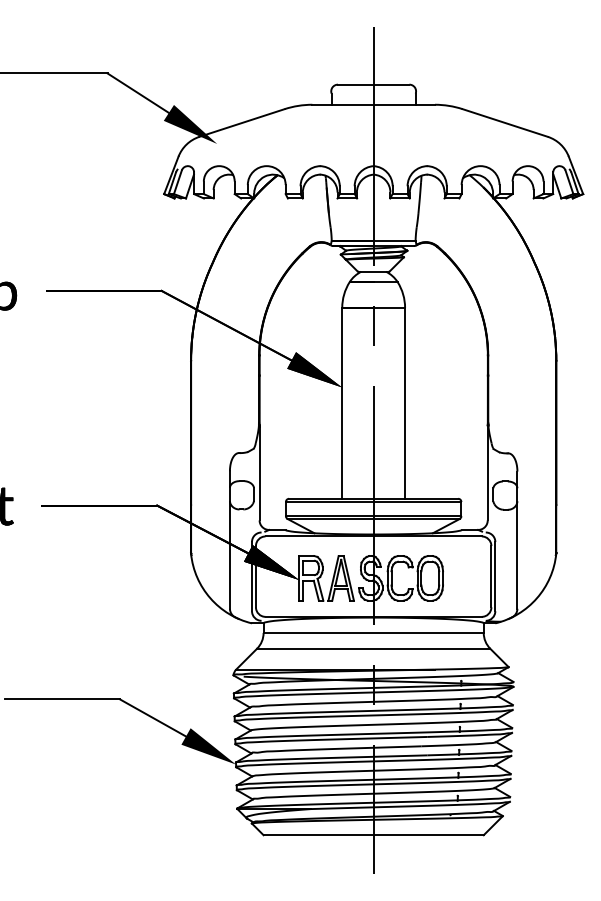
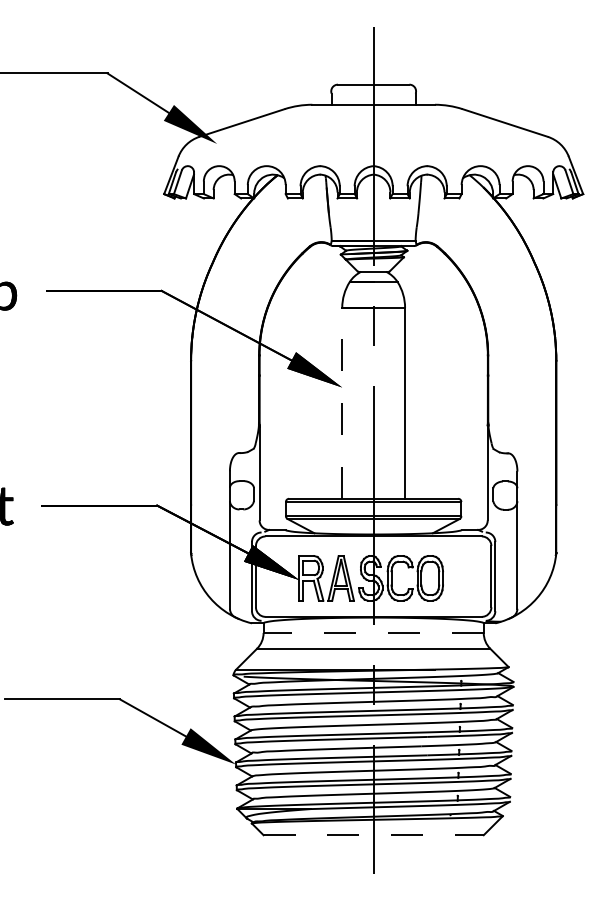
line: solid -> dashed (342, 402)
line: solid -> dashed (373, 632)
line: solid -> dashed (374, 835)
